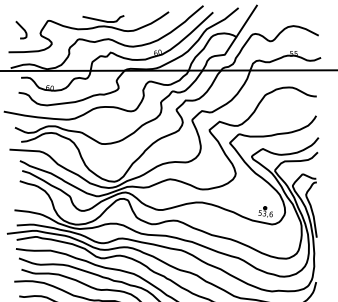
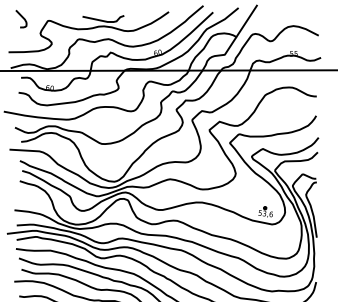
curve position: (22, 29) -> (22, 18) (22, 18)
